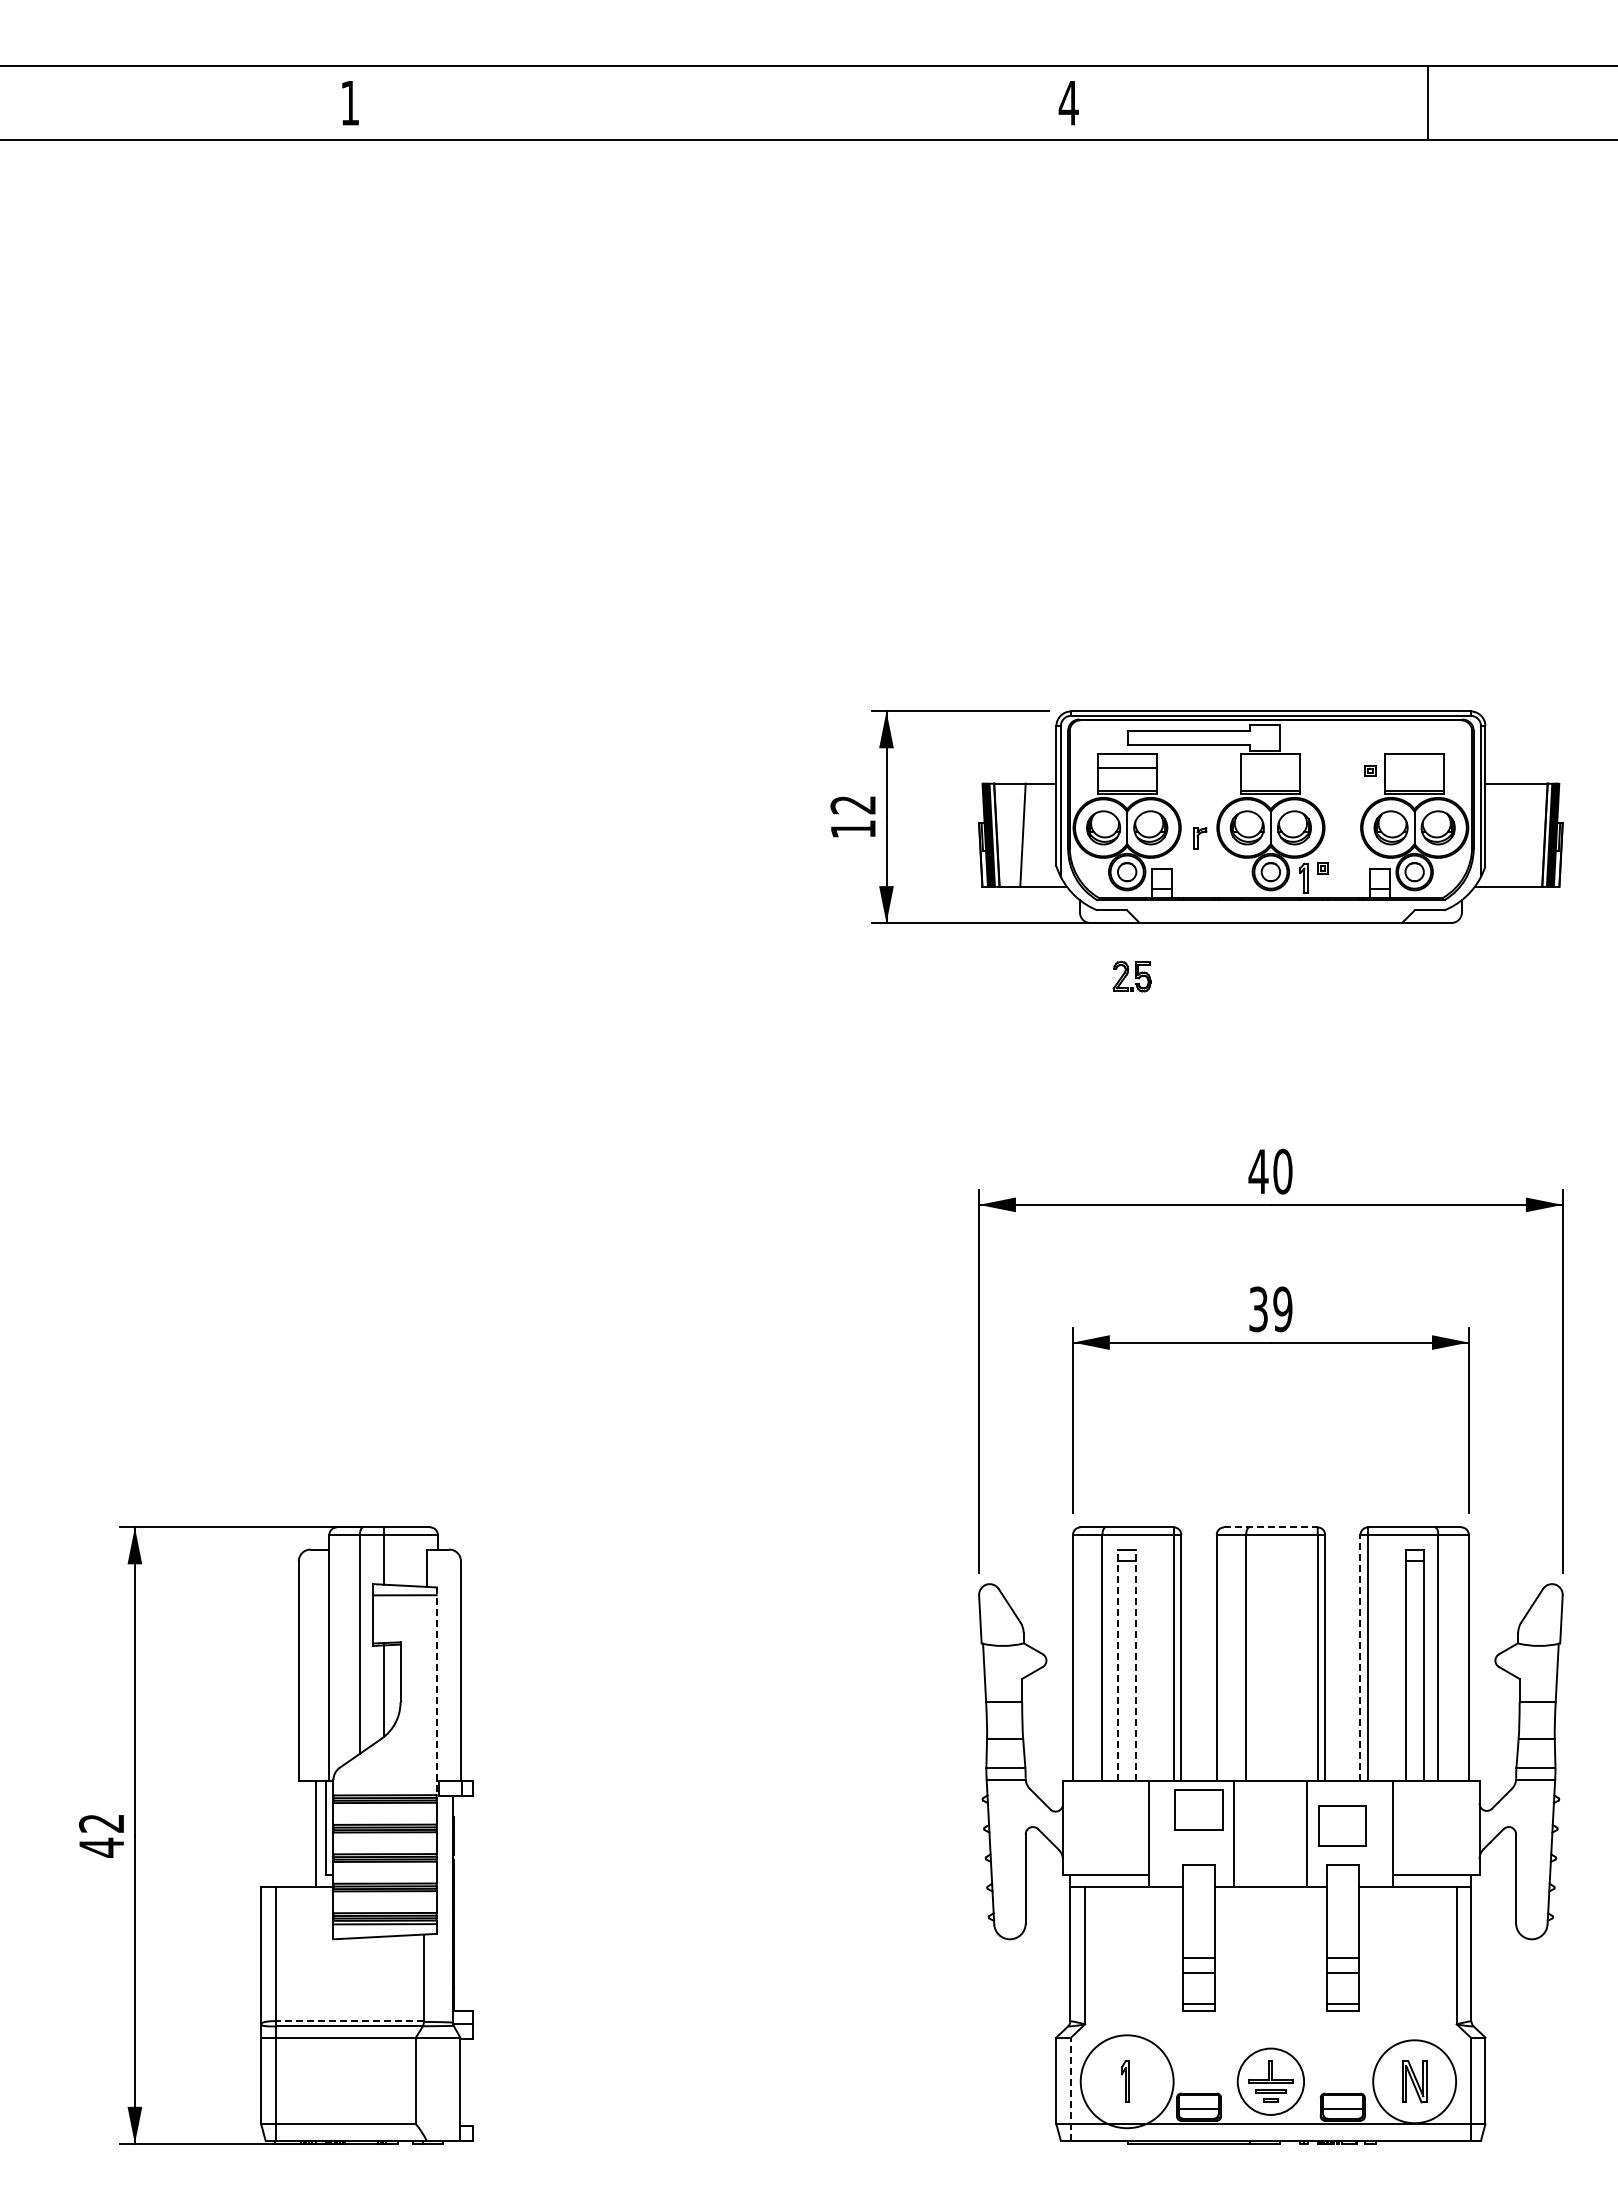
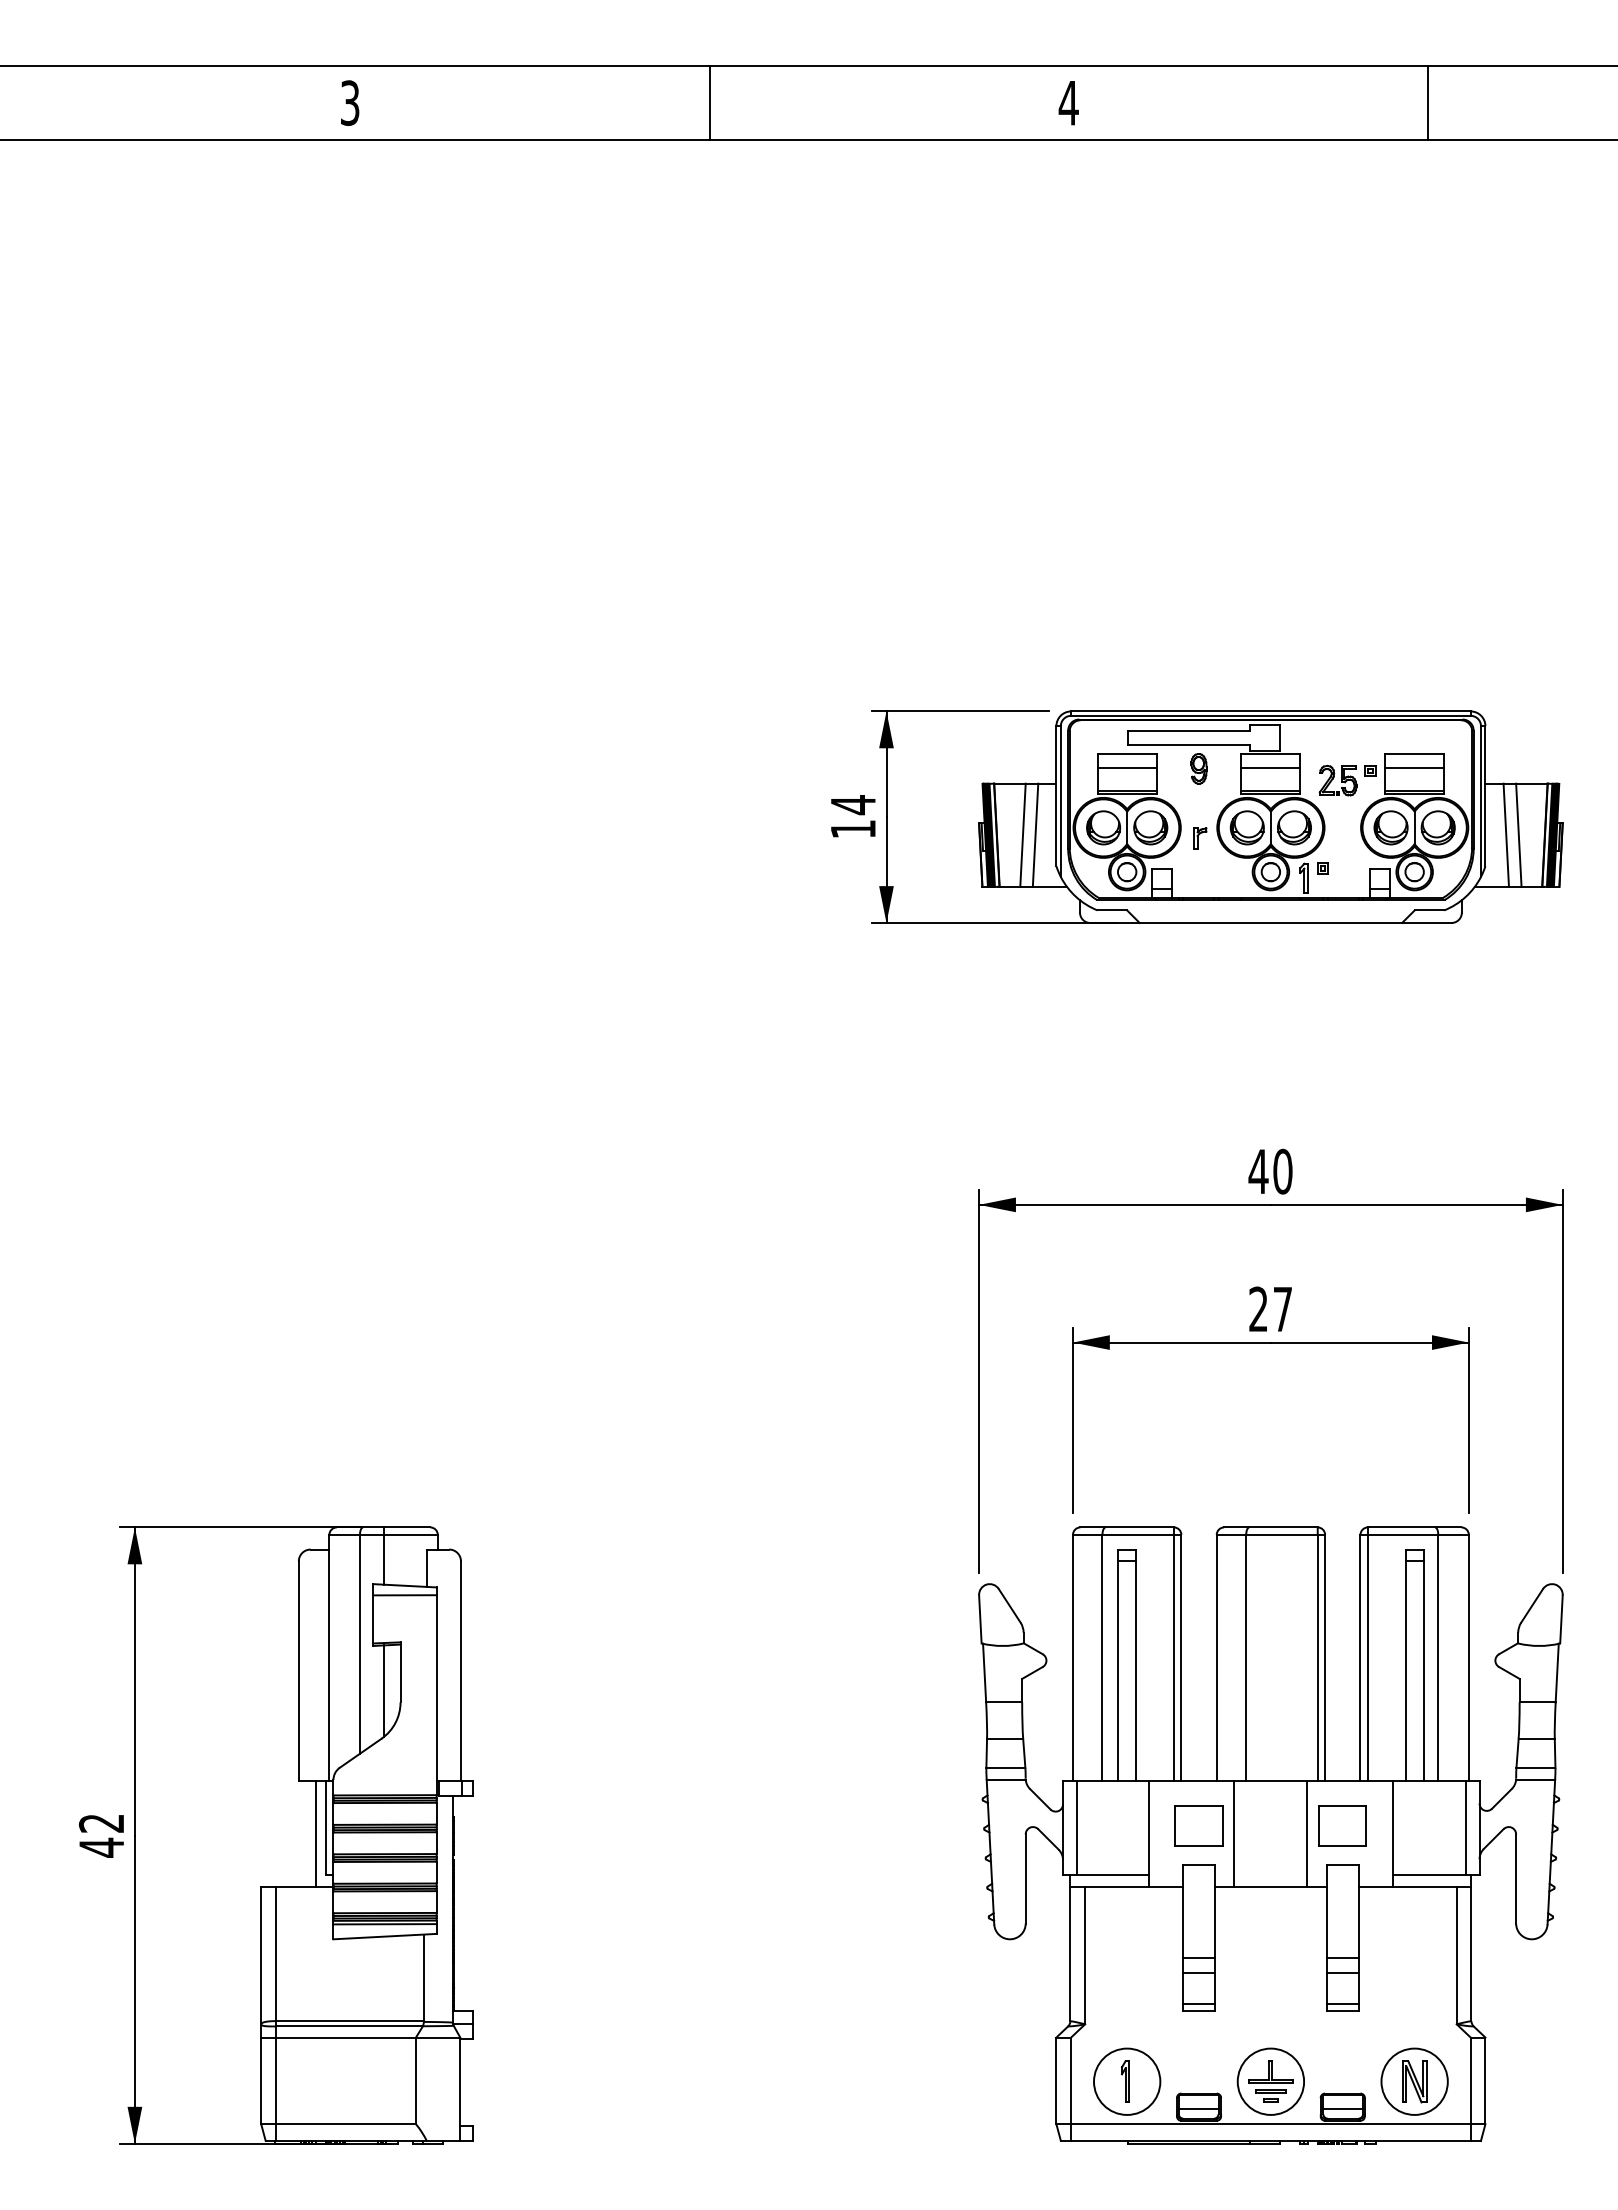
text: 1 -> 3 (350, 103)
line: none -> present (709, 103)
part: none -> present (1198, 768)
line: none -> present (1270, 768)
line: none -> present (1414, 768)
text: 12 -> 14 (852, 805)
line: none -> present (1035, 834)
line: none -> present (1505, 834)
line: none -> present (1518, 834)
part position: (1131, 976) -> (1337, 780) (1337, 780)
text: 39 -> 27 (1270, 1309)
line: dashed -> solid (1270, 1527)
line: dashed -> solid (1360, 1657)
line: dashed -> solid (1118, 1665)
line: dashed -> solid (1136, 1665)
line: dashed -> solid (436, 1691)
part position: (1198, 1809) -> (1198, 1825) (1198, 1825)
line: none -> present (1077, 1828)
line: none -> present (1465, 1828)
line: dashed -> solid (349, 2021)
circle diameter: 93 px -> 66 px (1127, 2081)
circle diameter: 83 px -> 66 px (1414, 2081)
line: dashed -> solid (1071, 2089)
